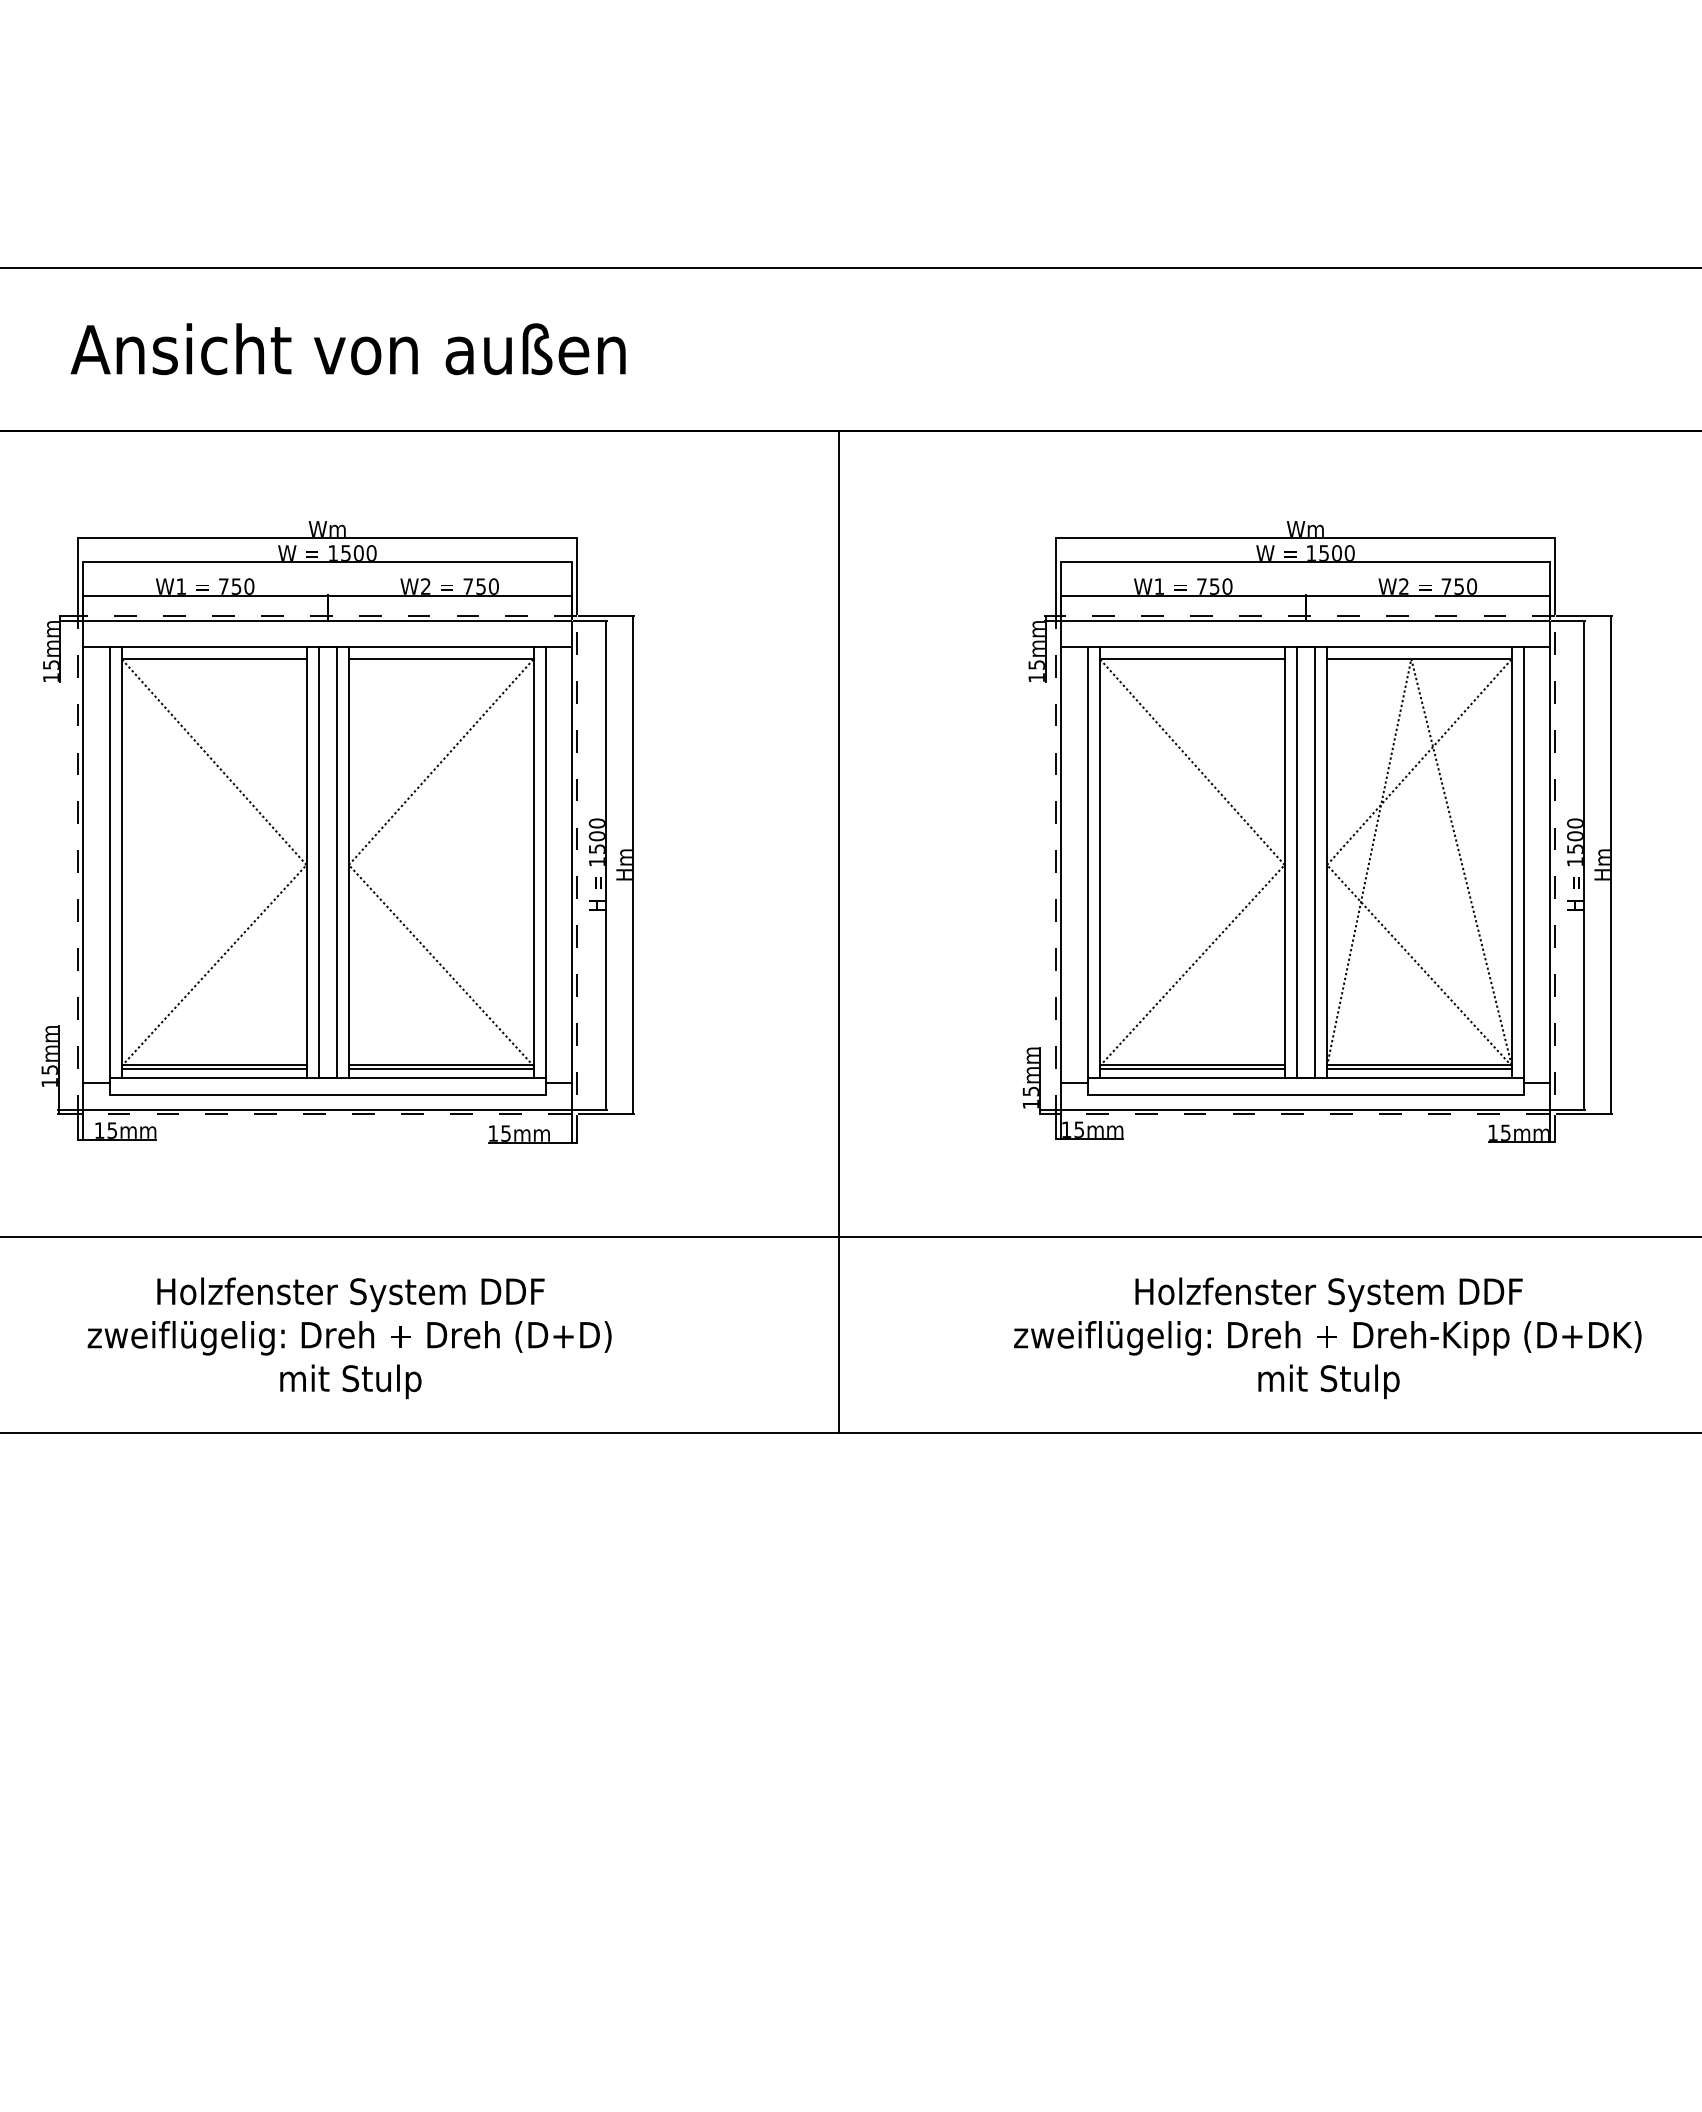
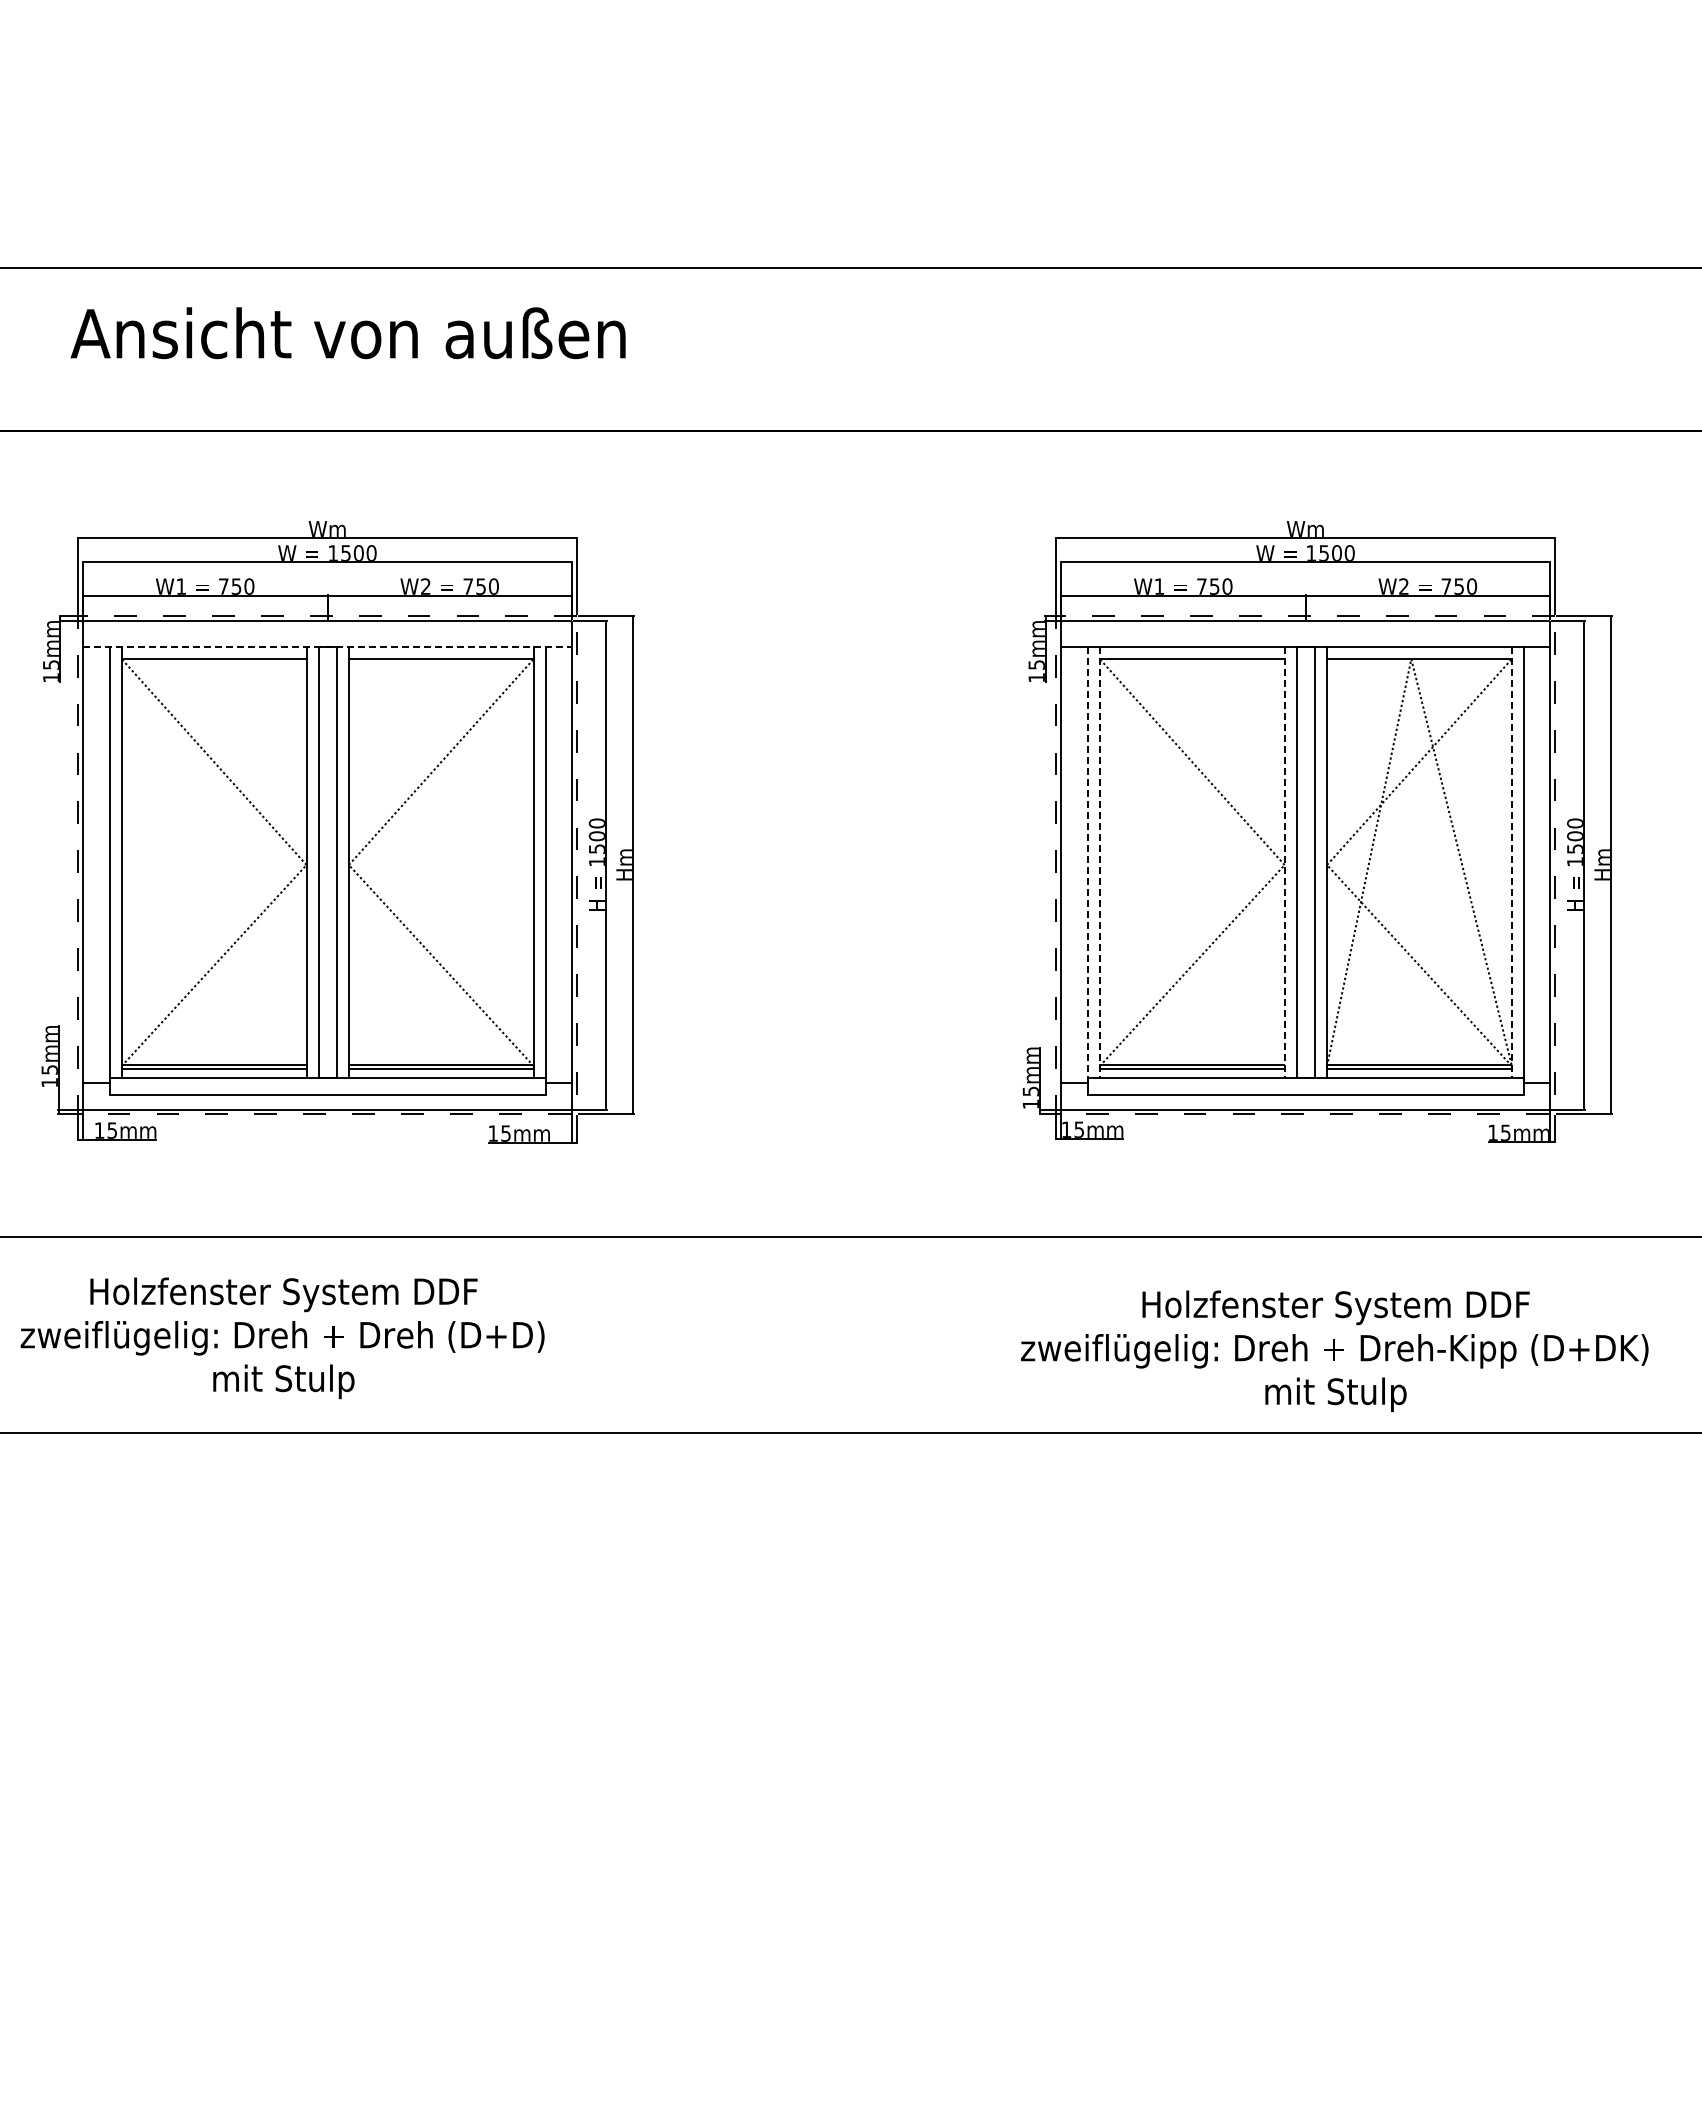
text position: (347, 349) -> (347, 333) (347, 333)
line: solid -> dashed (327, 646)
line: solid -> dashed (1099, 862)
line: solid -> dashed (1284, 862)
line: solid -> dashed (1511, 862)
line: solid -> dashed (1087, 864)
line: present -> none (839, 931)
text position: (349, 1338) -> (282, 1338) (282, 1338)
text position: (1327, 1338) -> (1334, 1351) (1334, 1351)
